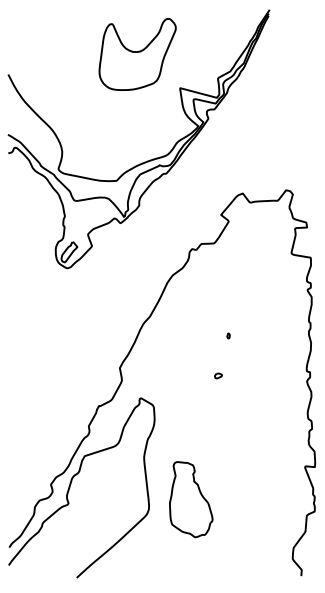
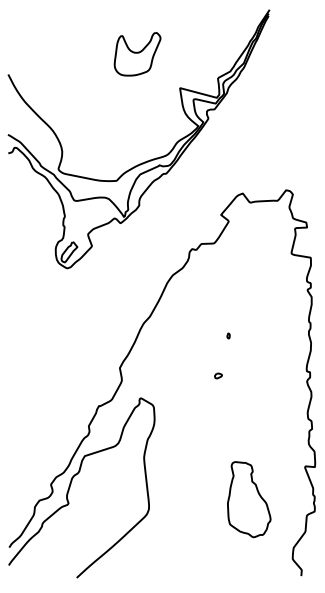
part size: 79x74 px -> 49x45 px (137, 54)
part position: (191, 499) -> (249, 499) (249, 499)
